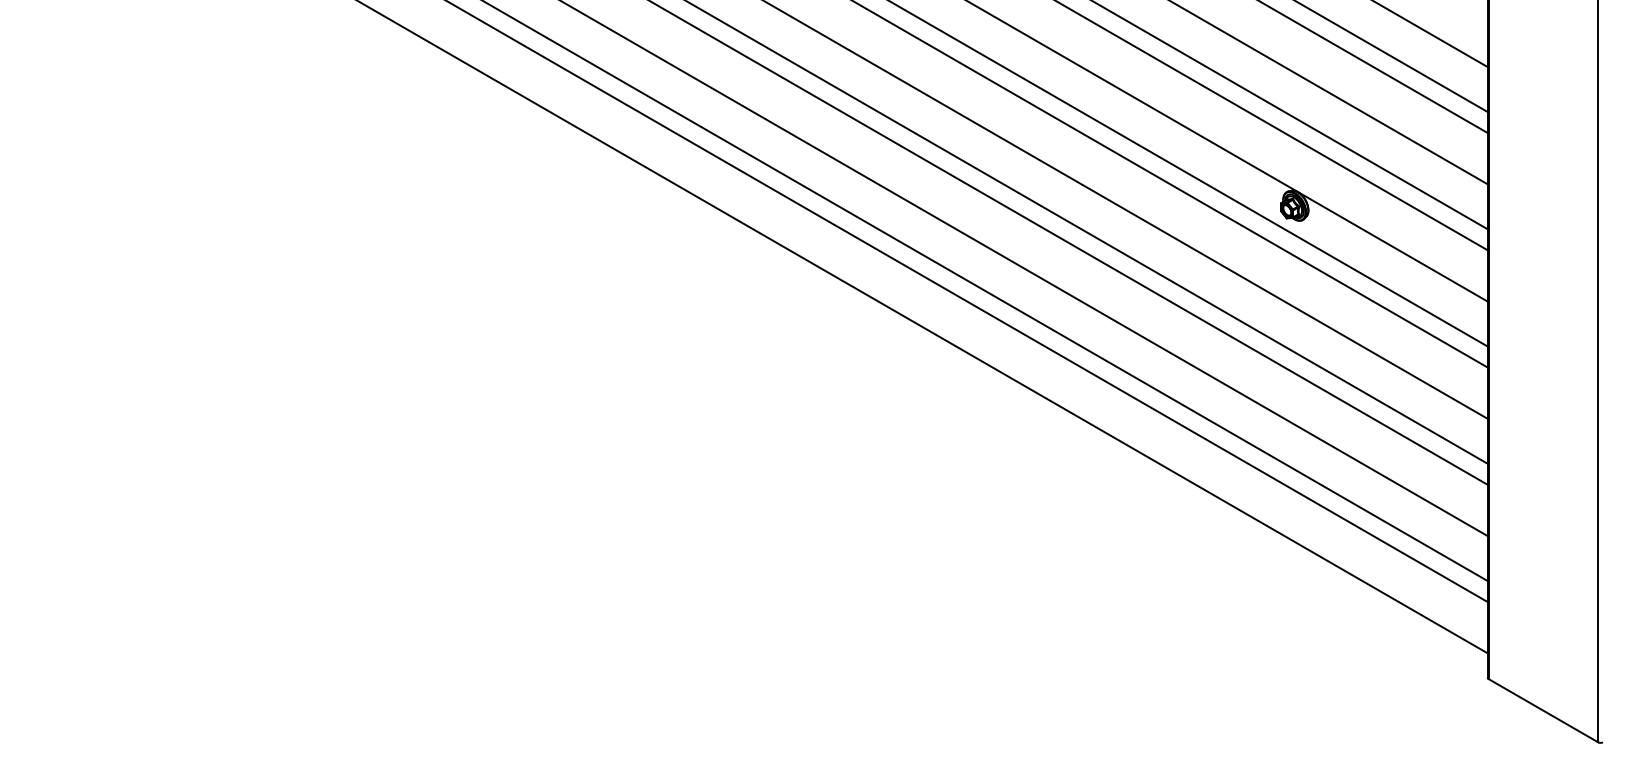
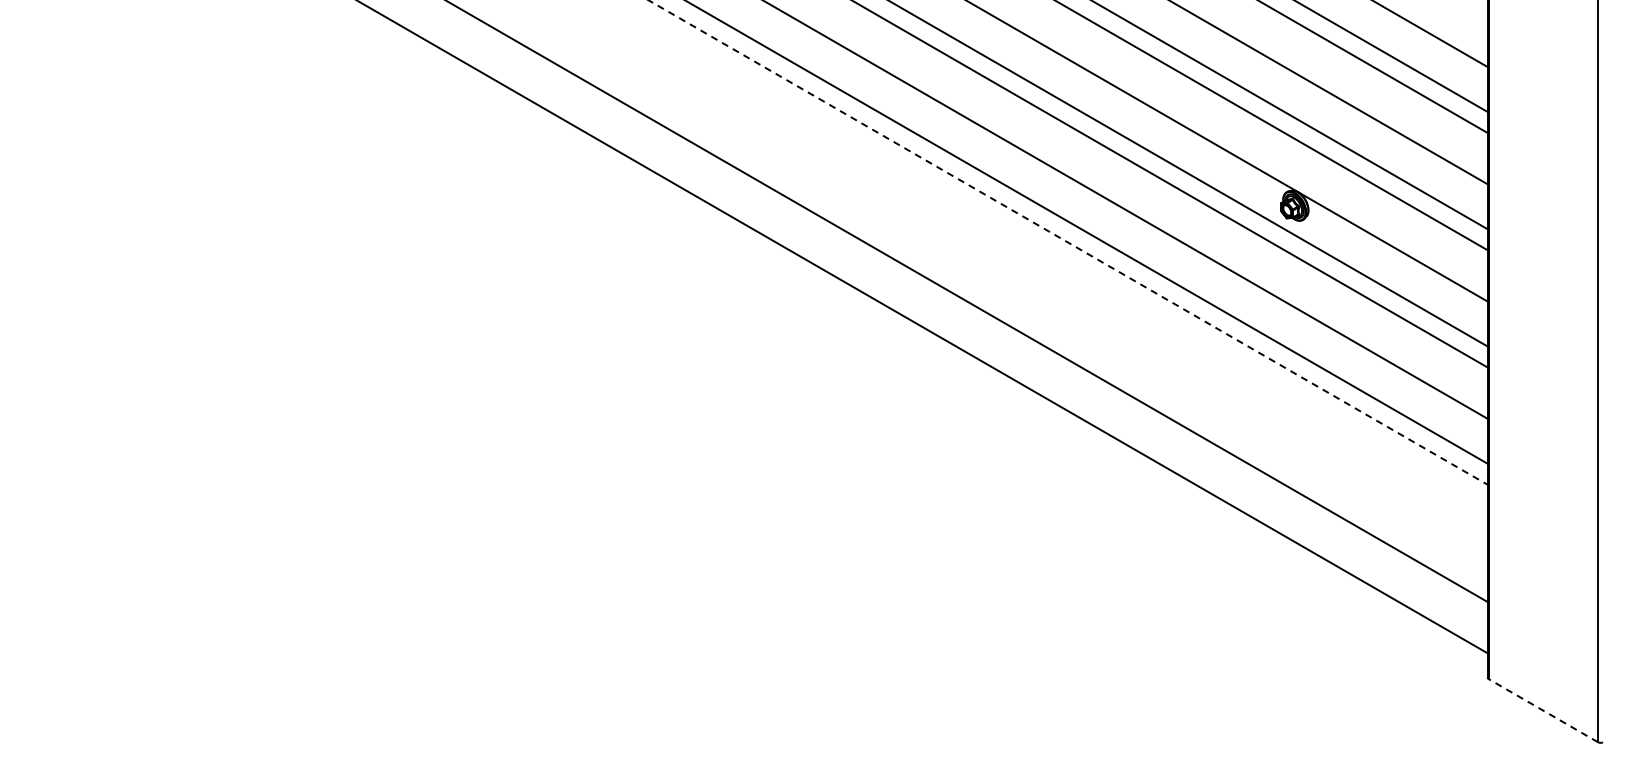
line: solid -> dashed (1067, 242)
line: present -> none (1024, 269)
line: present -> none (986, 291)
line: solid -> dashed (1543, 710)
